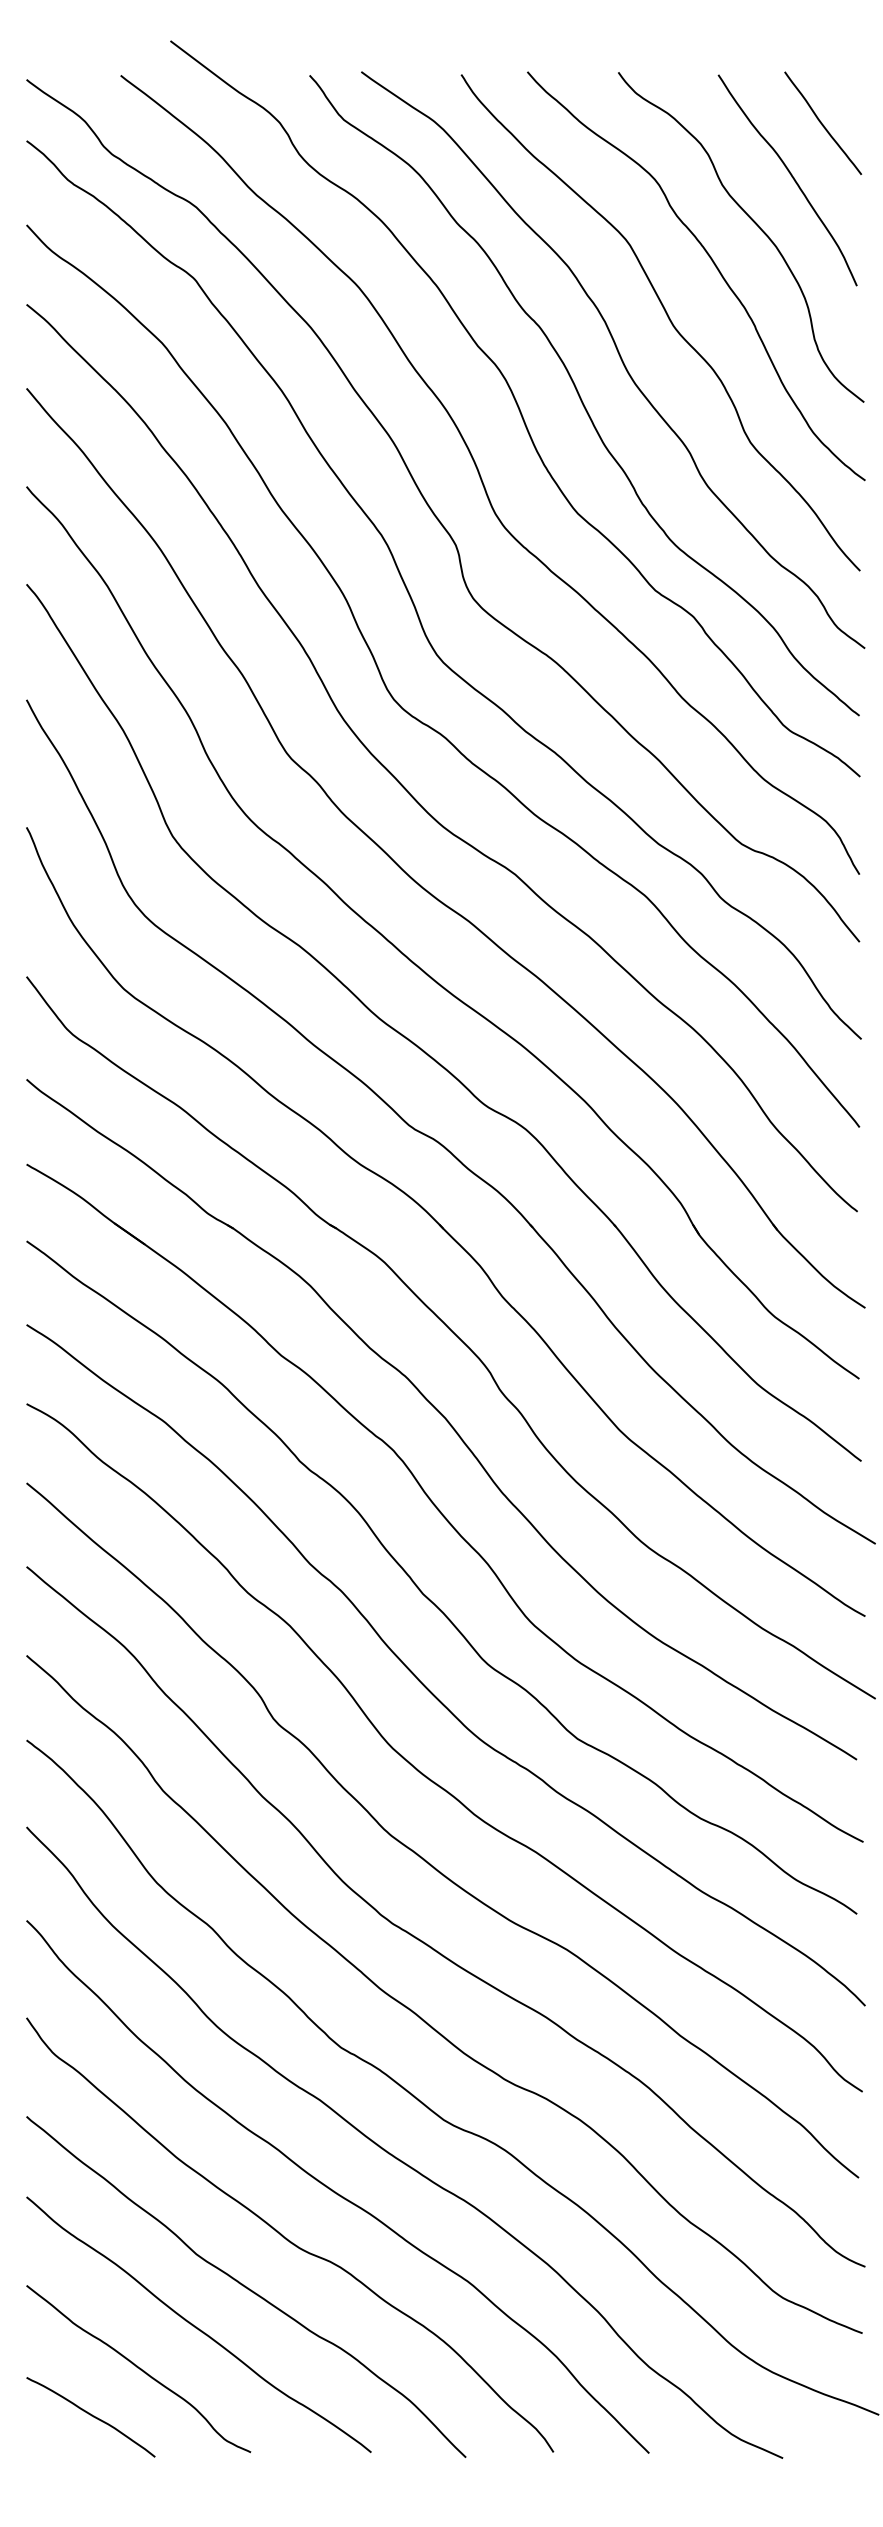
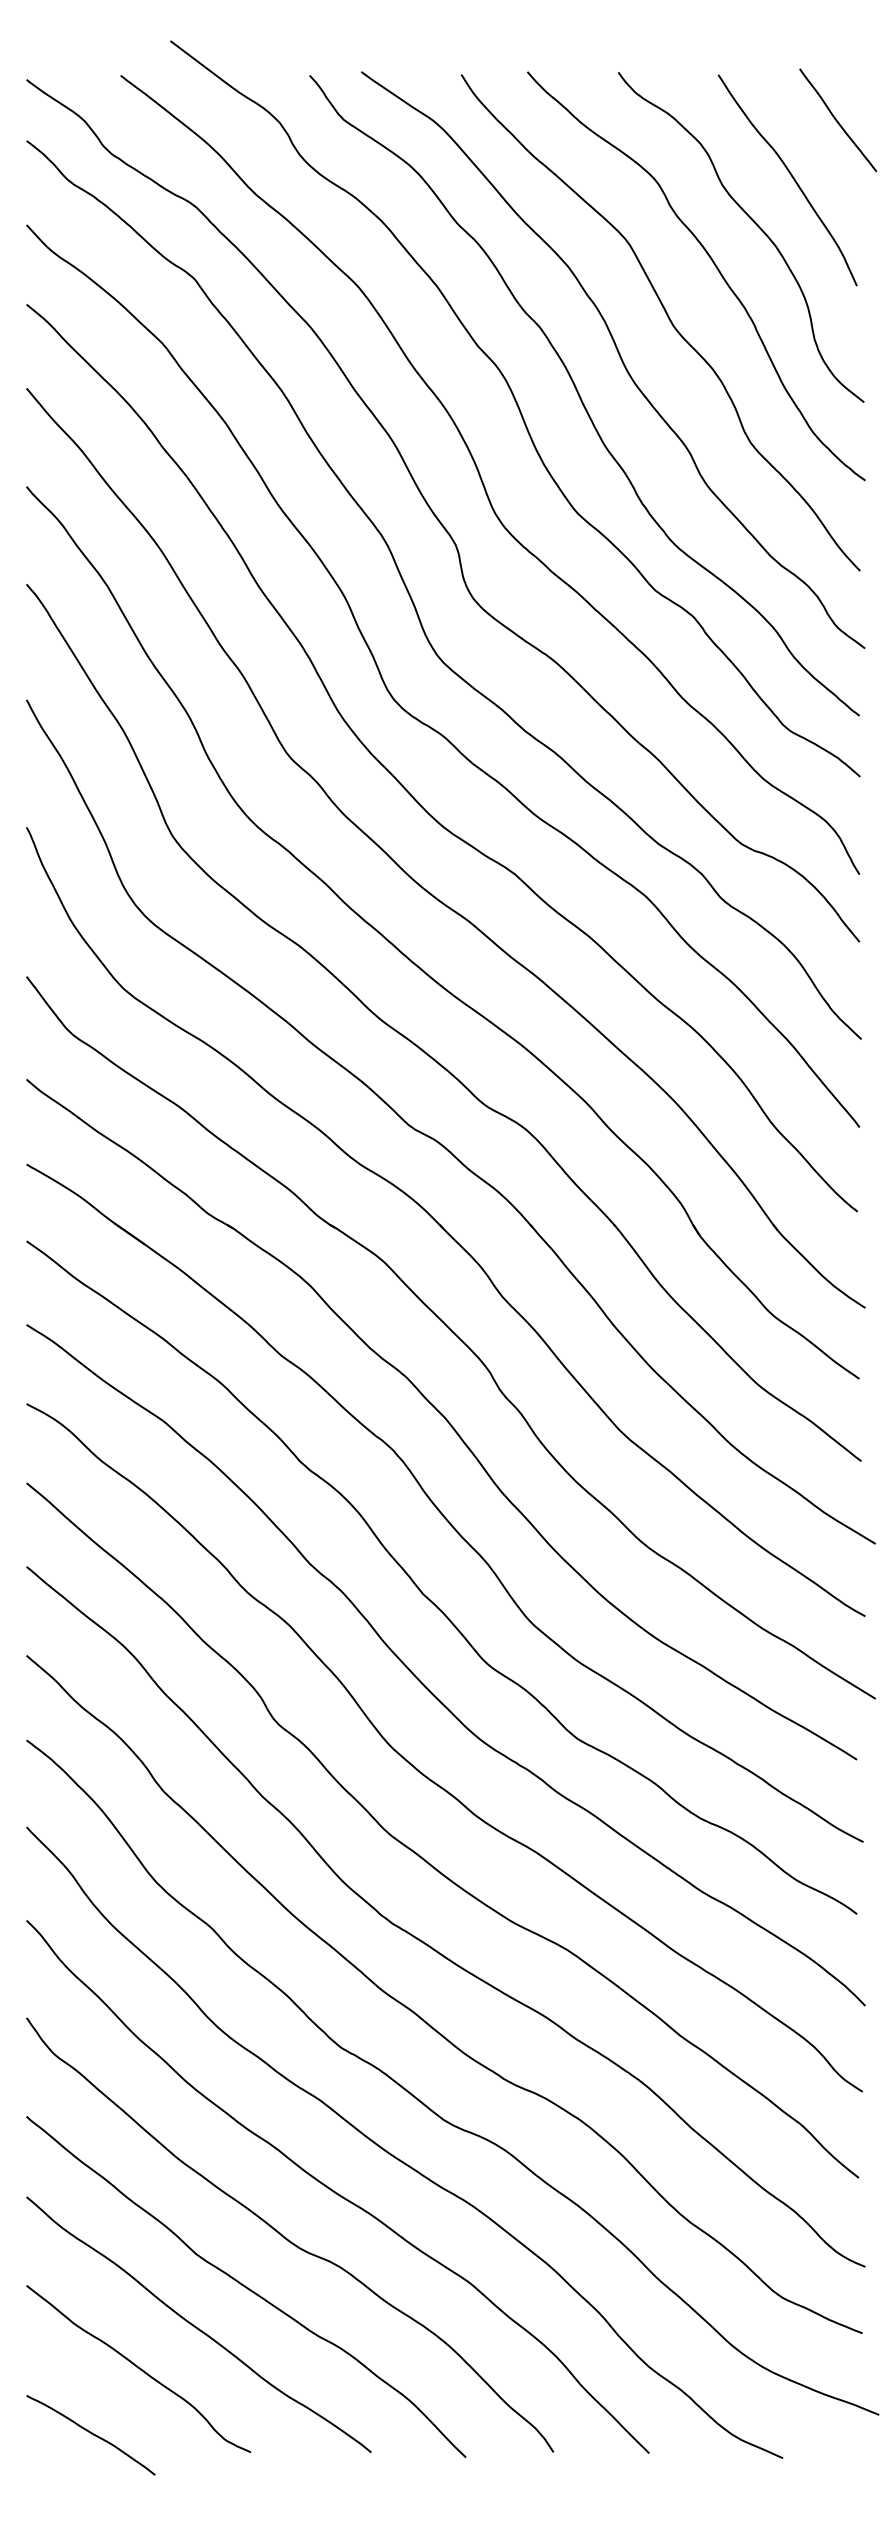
curve position: (822, 123) -> (837, 120) (837, 120)
curve position: (91, 2416) -> (91, 2434) (91, 2434)
